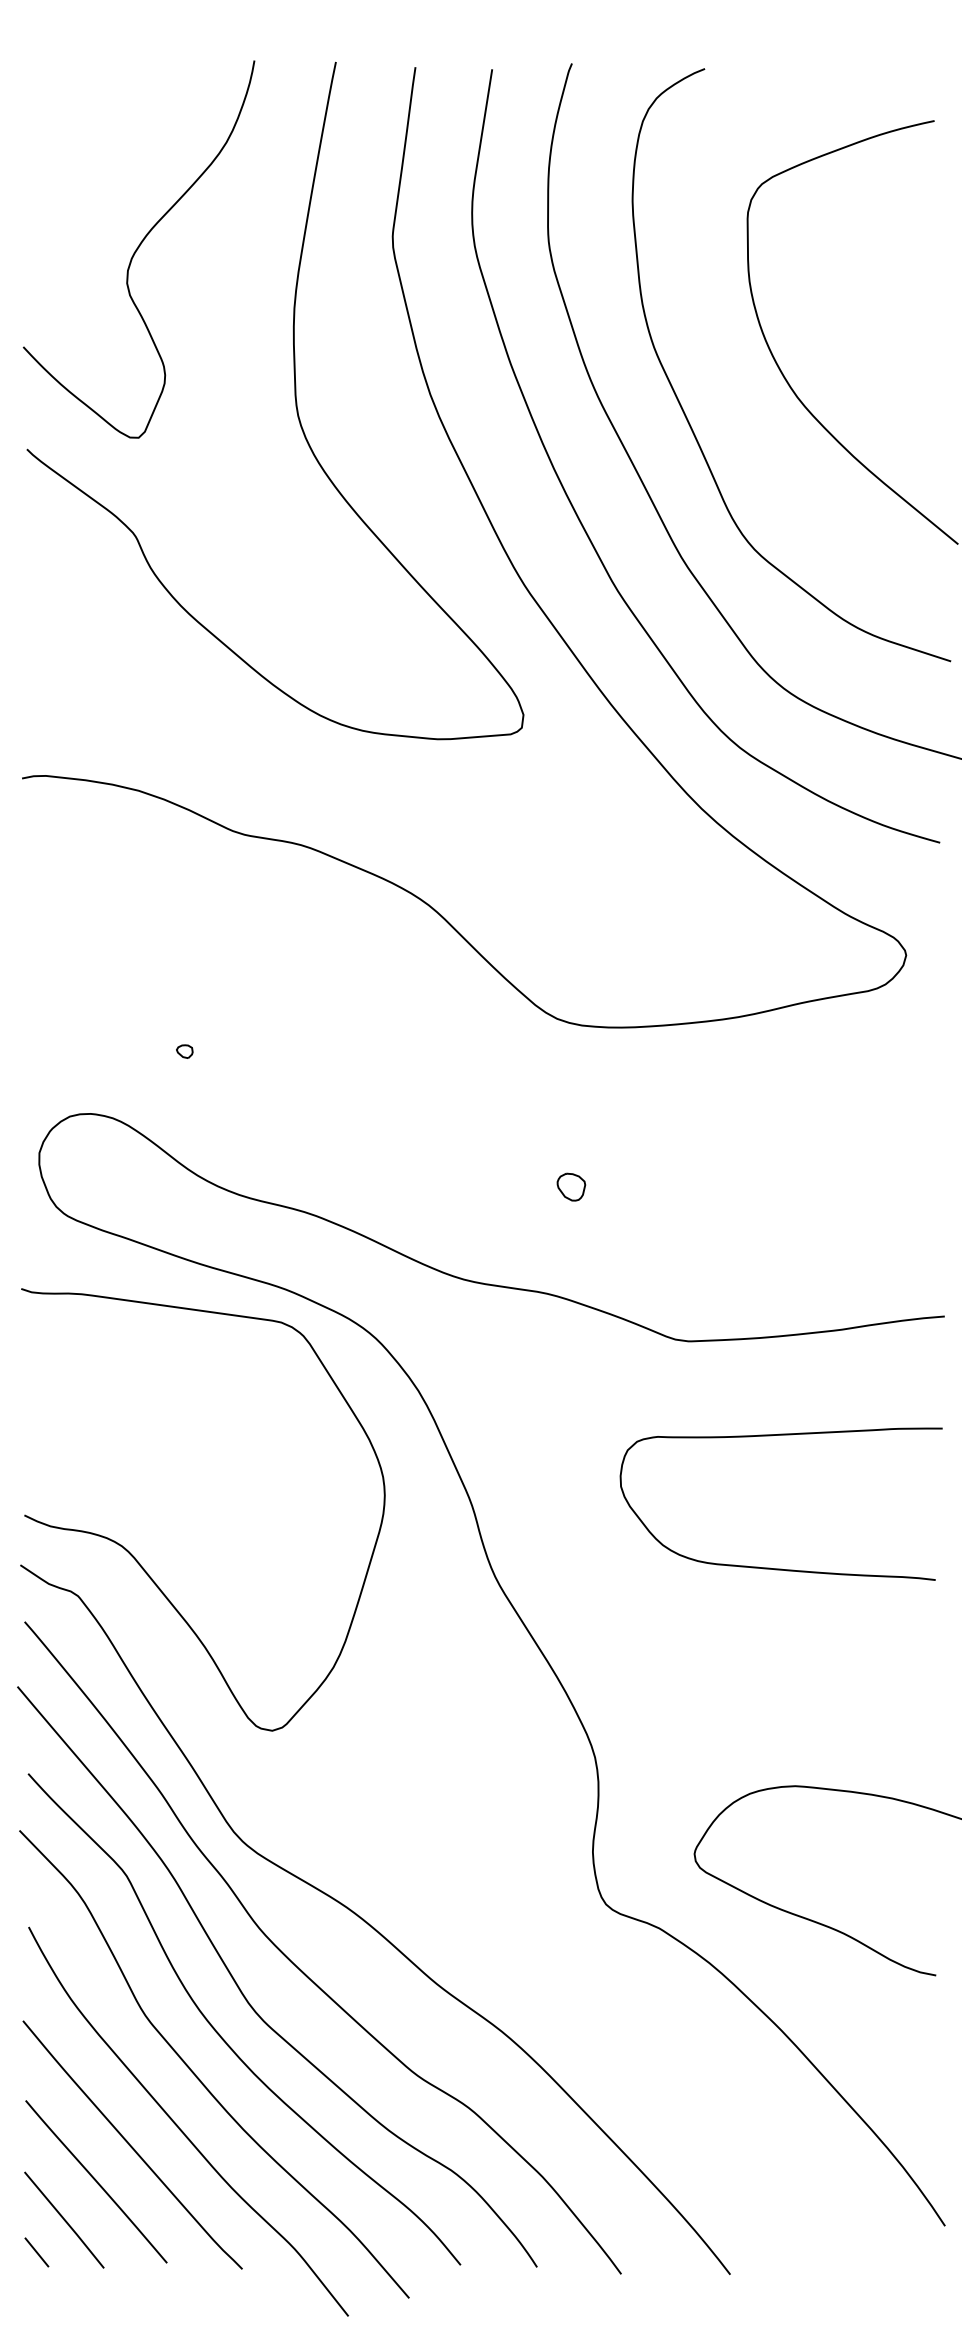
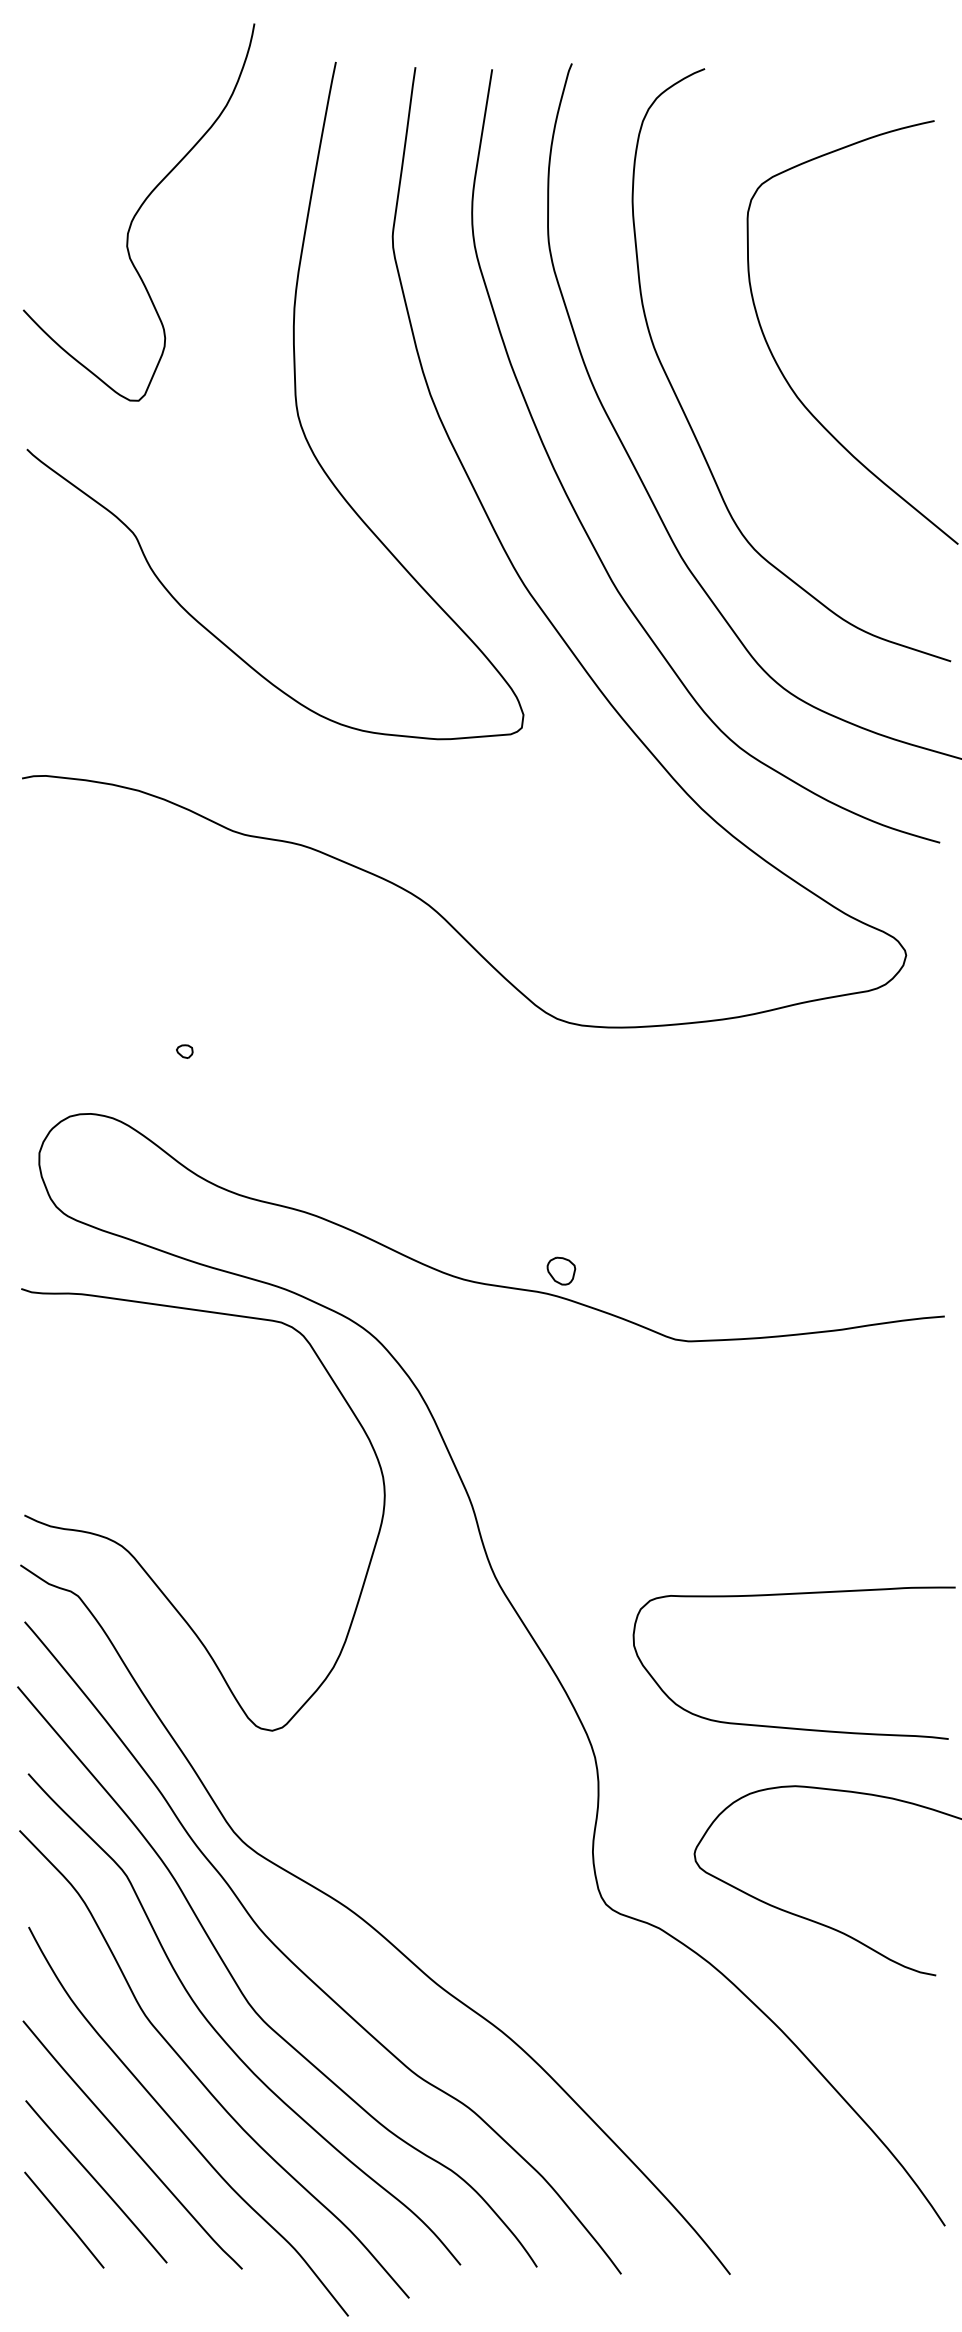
curve position: (138, 249) -> (138, 212) (138, 212)
part position: (571, 1186) -> (561, 1270) (561, 1270)
curve position: (770, 1567) -> (783, 1726) (783, 1726)
line: present -> none (36, 2252)
